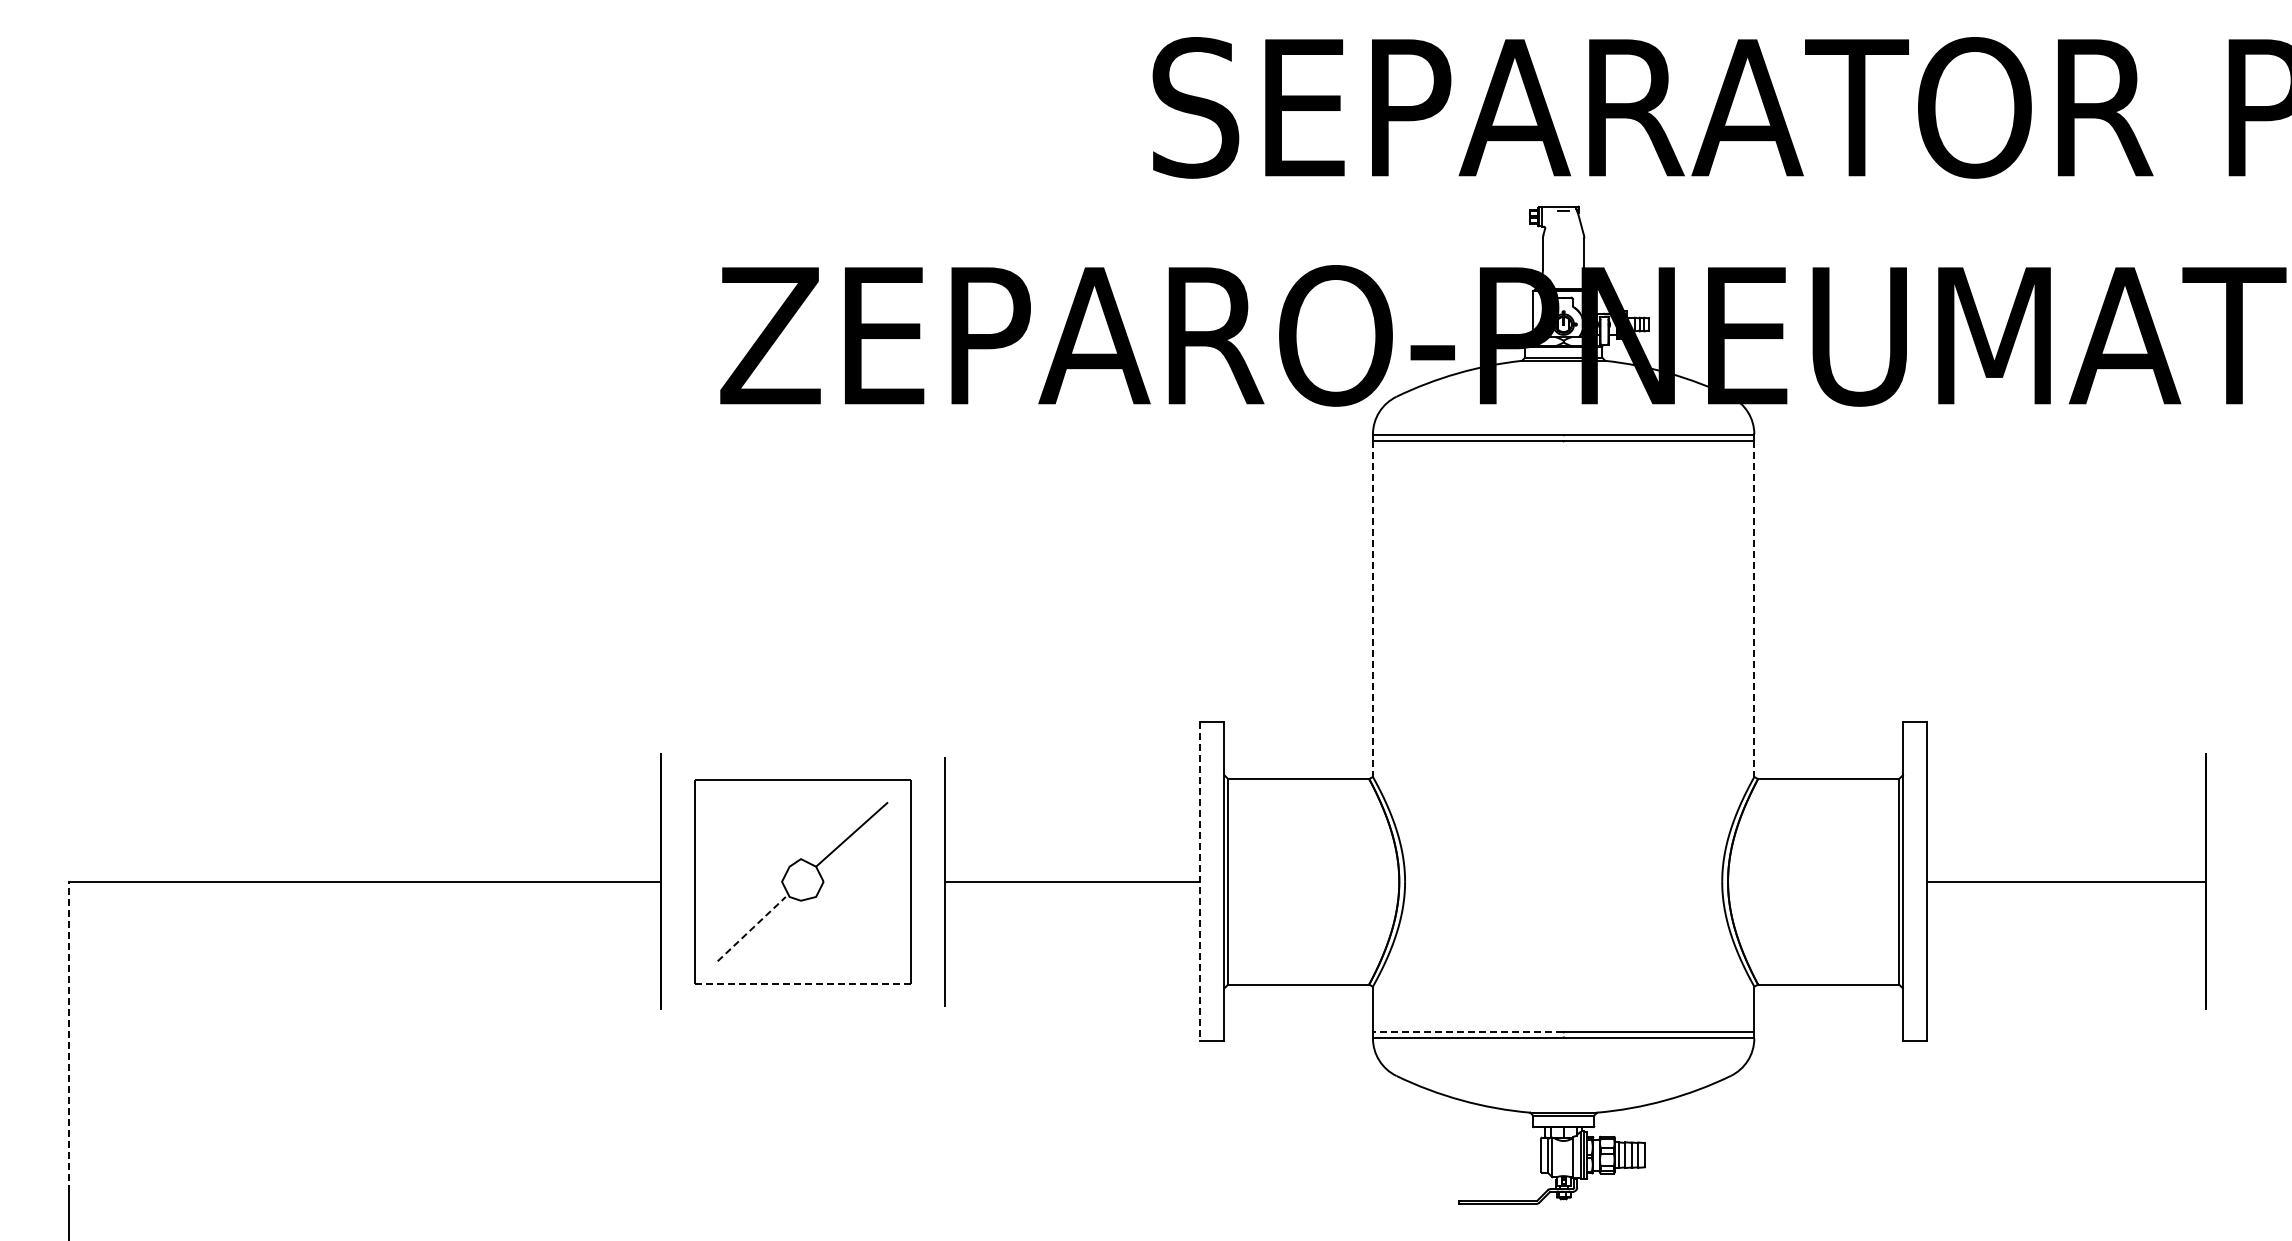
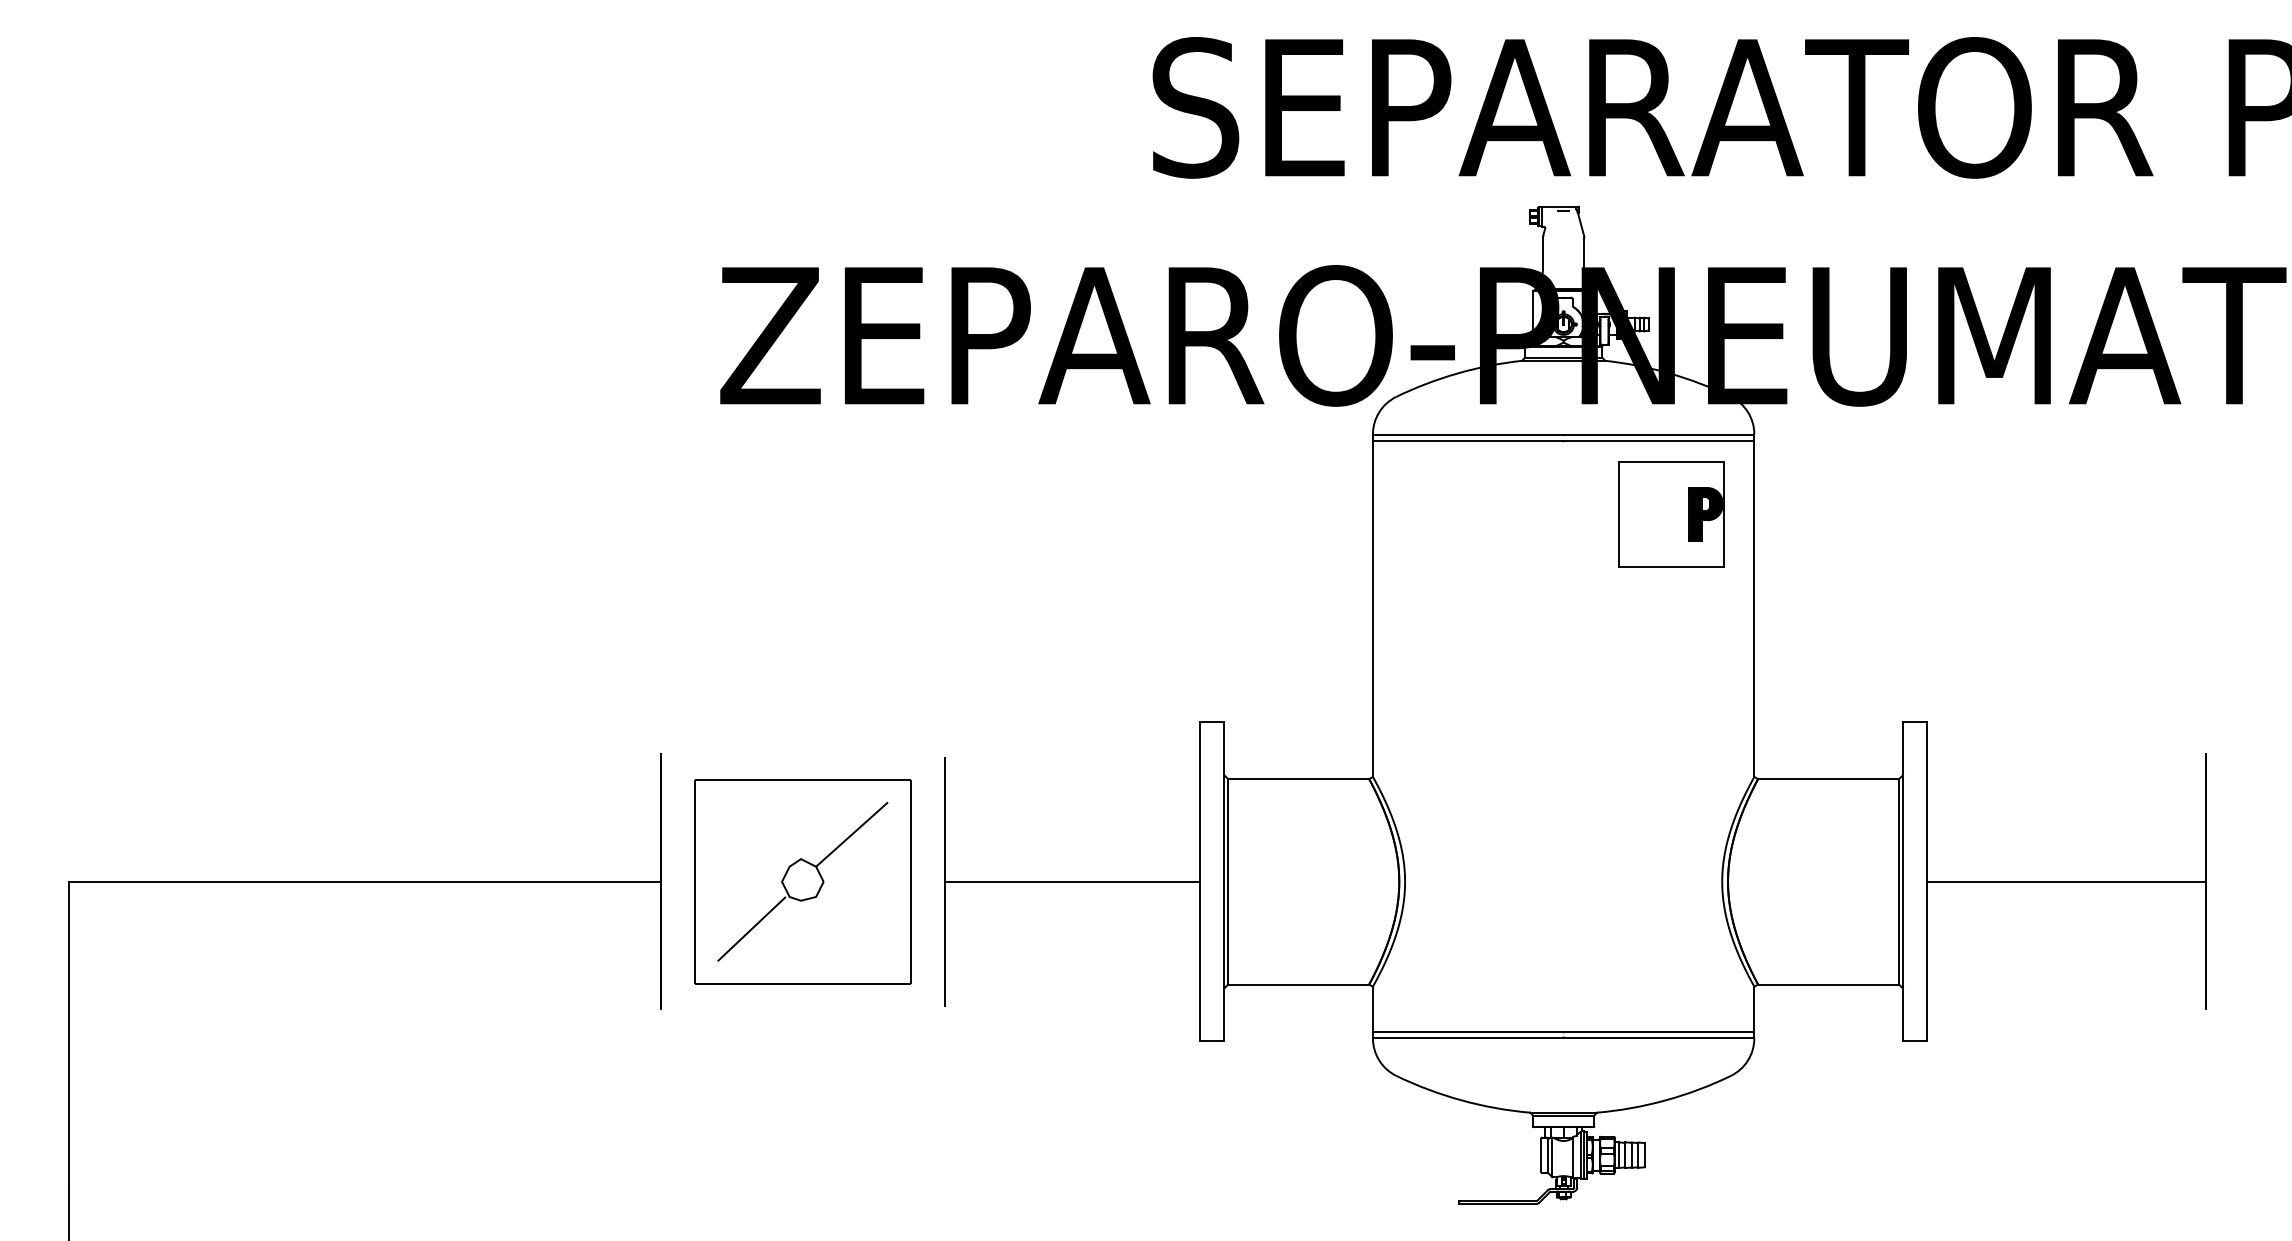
part: none -> present (1671, 514)
line: dashed -> solid (1372, 609)
line: dashed -> solid (1754, 609)
line: dashed -> solid (1200, 881)
line: dashed -> solid (751, 929)
line: dashed -> solid (802, 984)
line: dashed -> solid (1467, 1032)
line: dashed -> solid (68, 1036)
